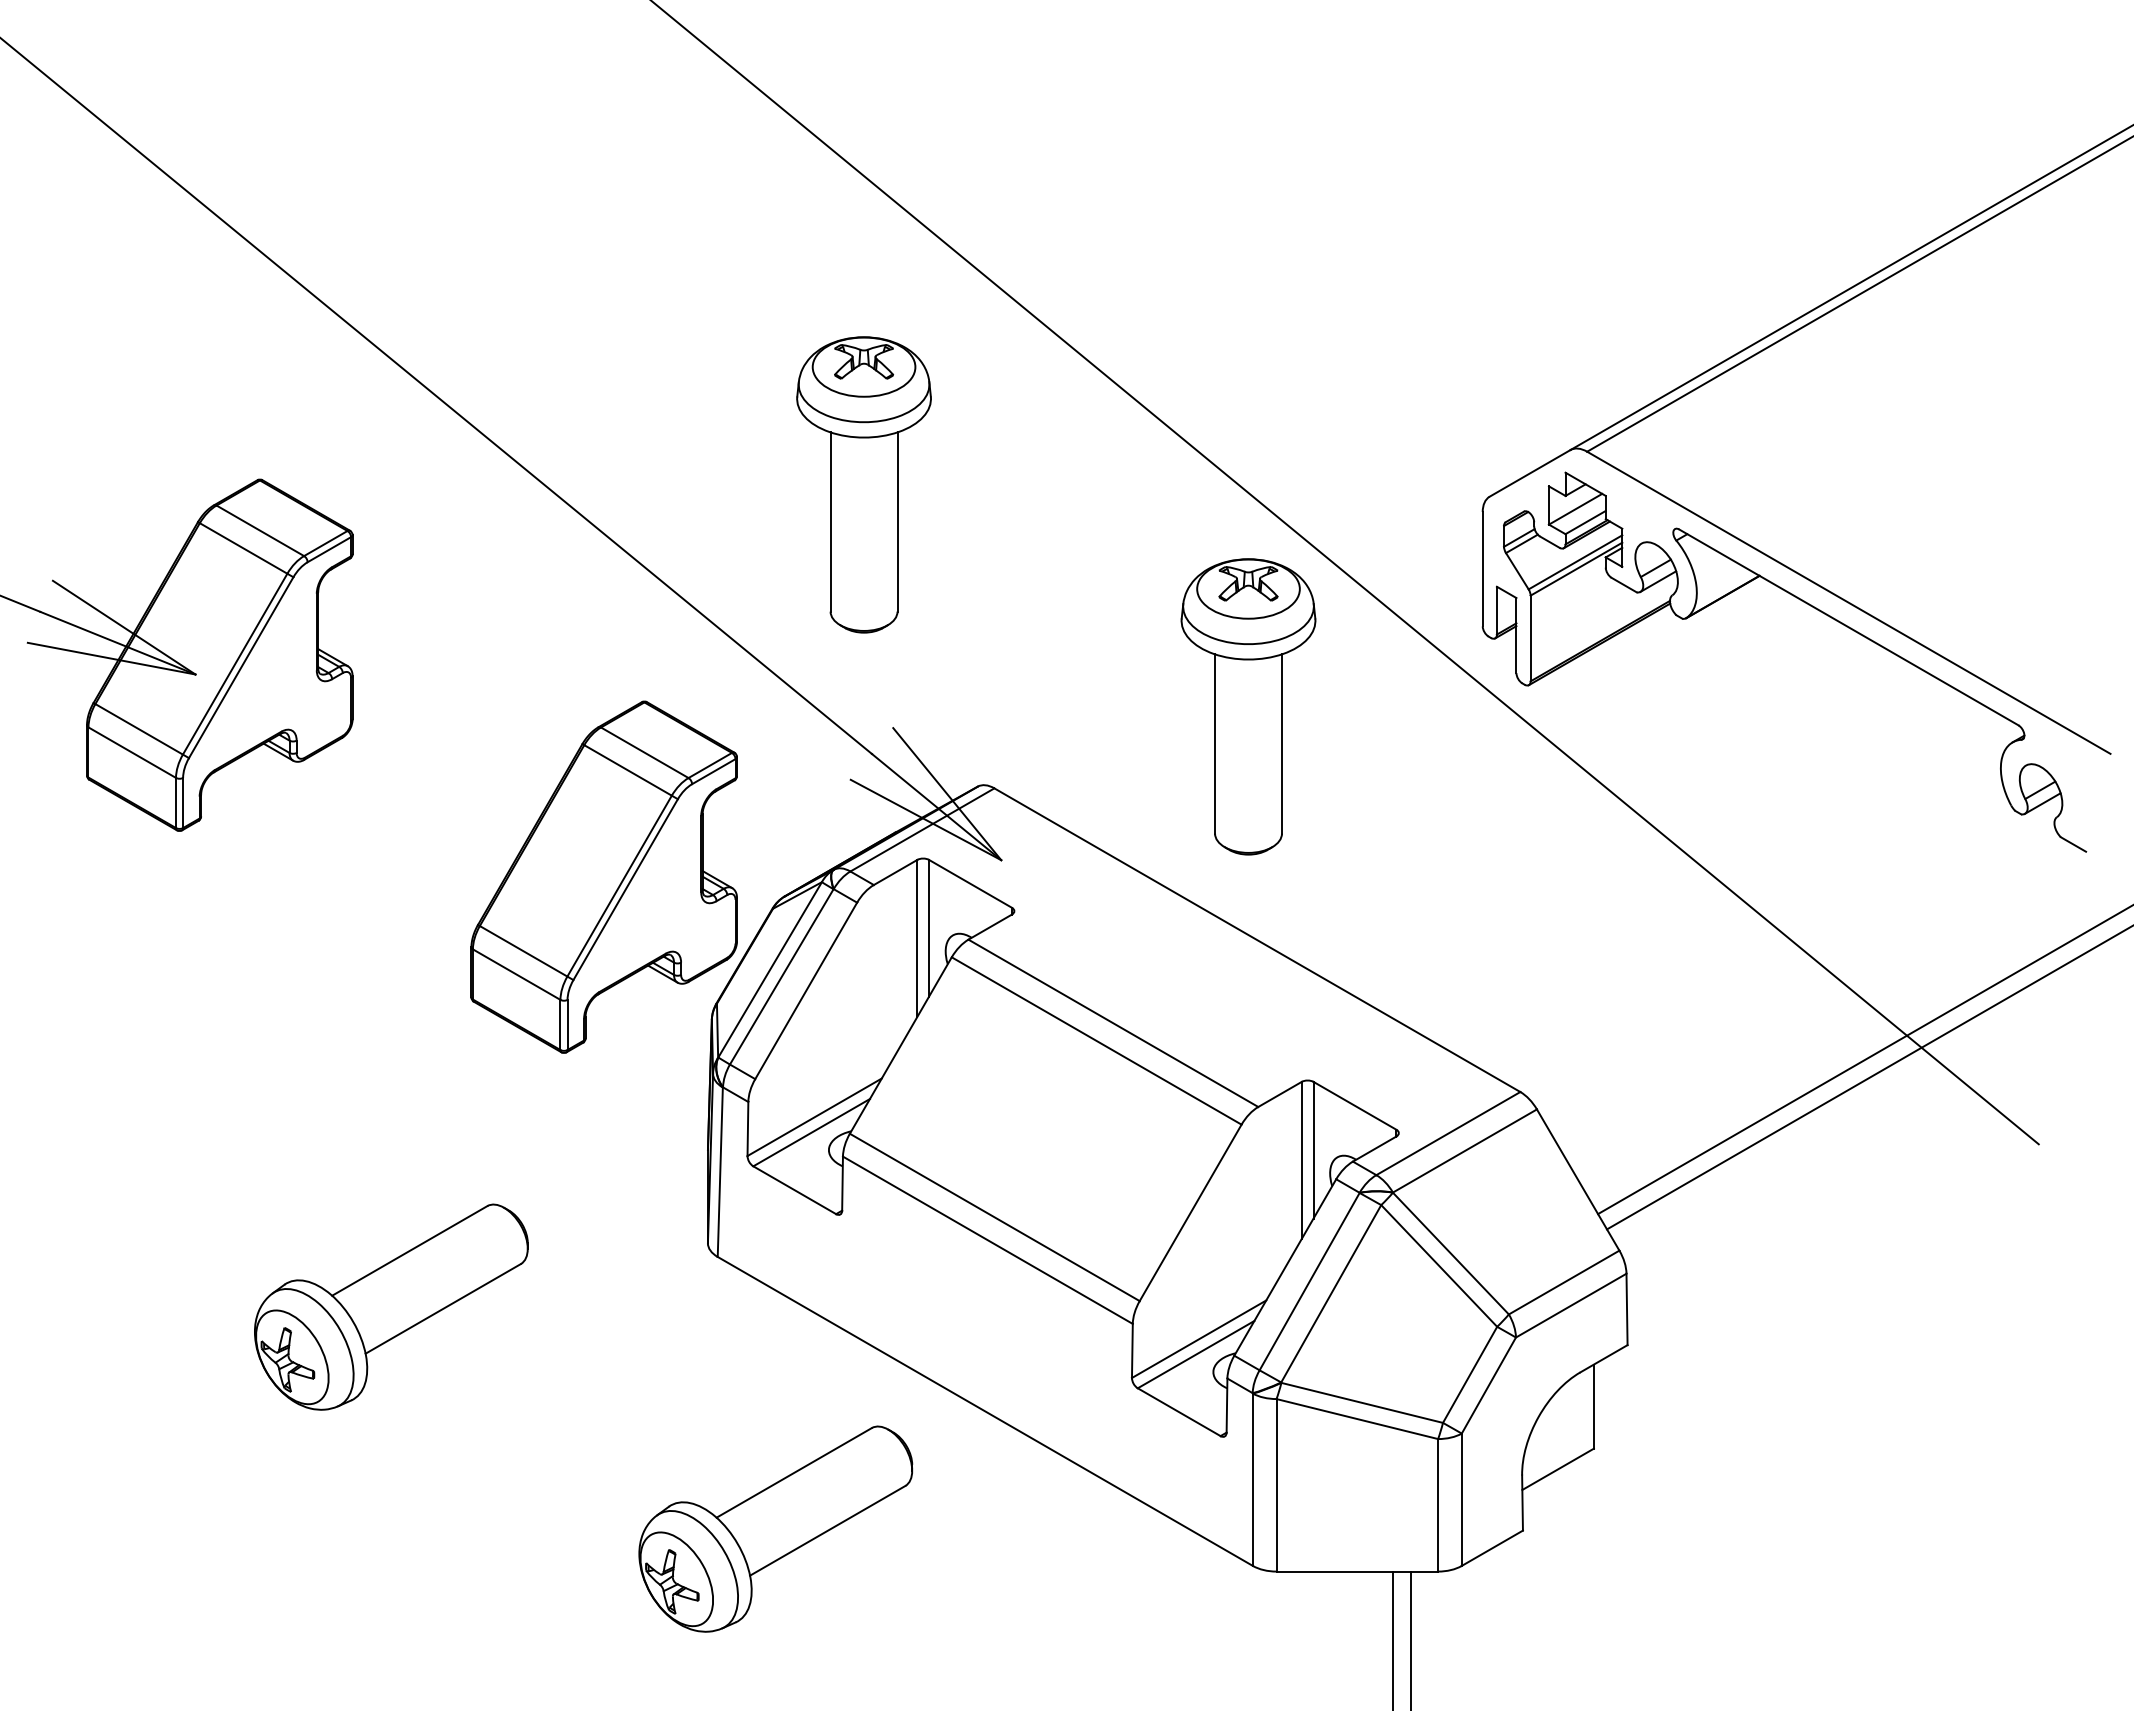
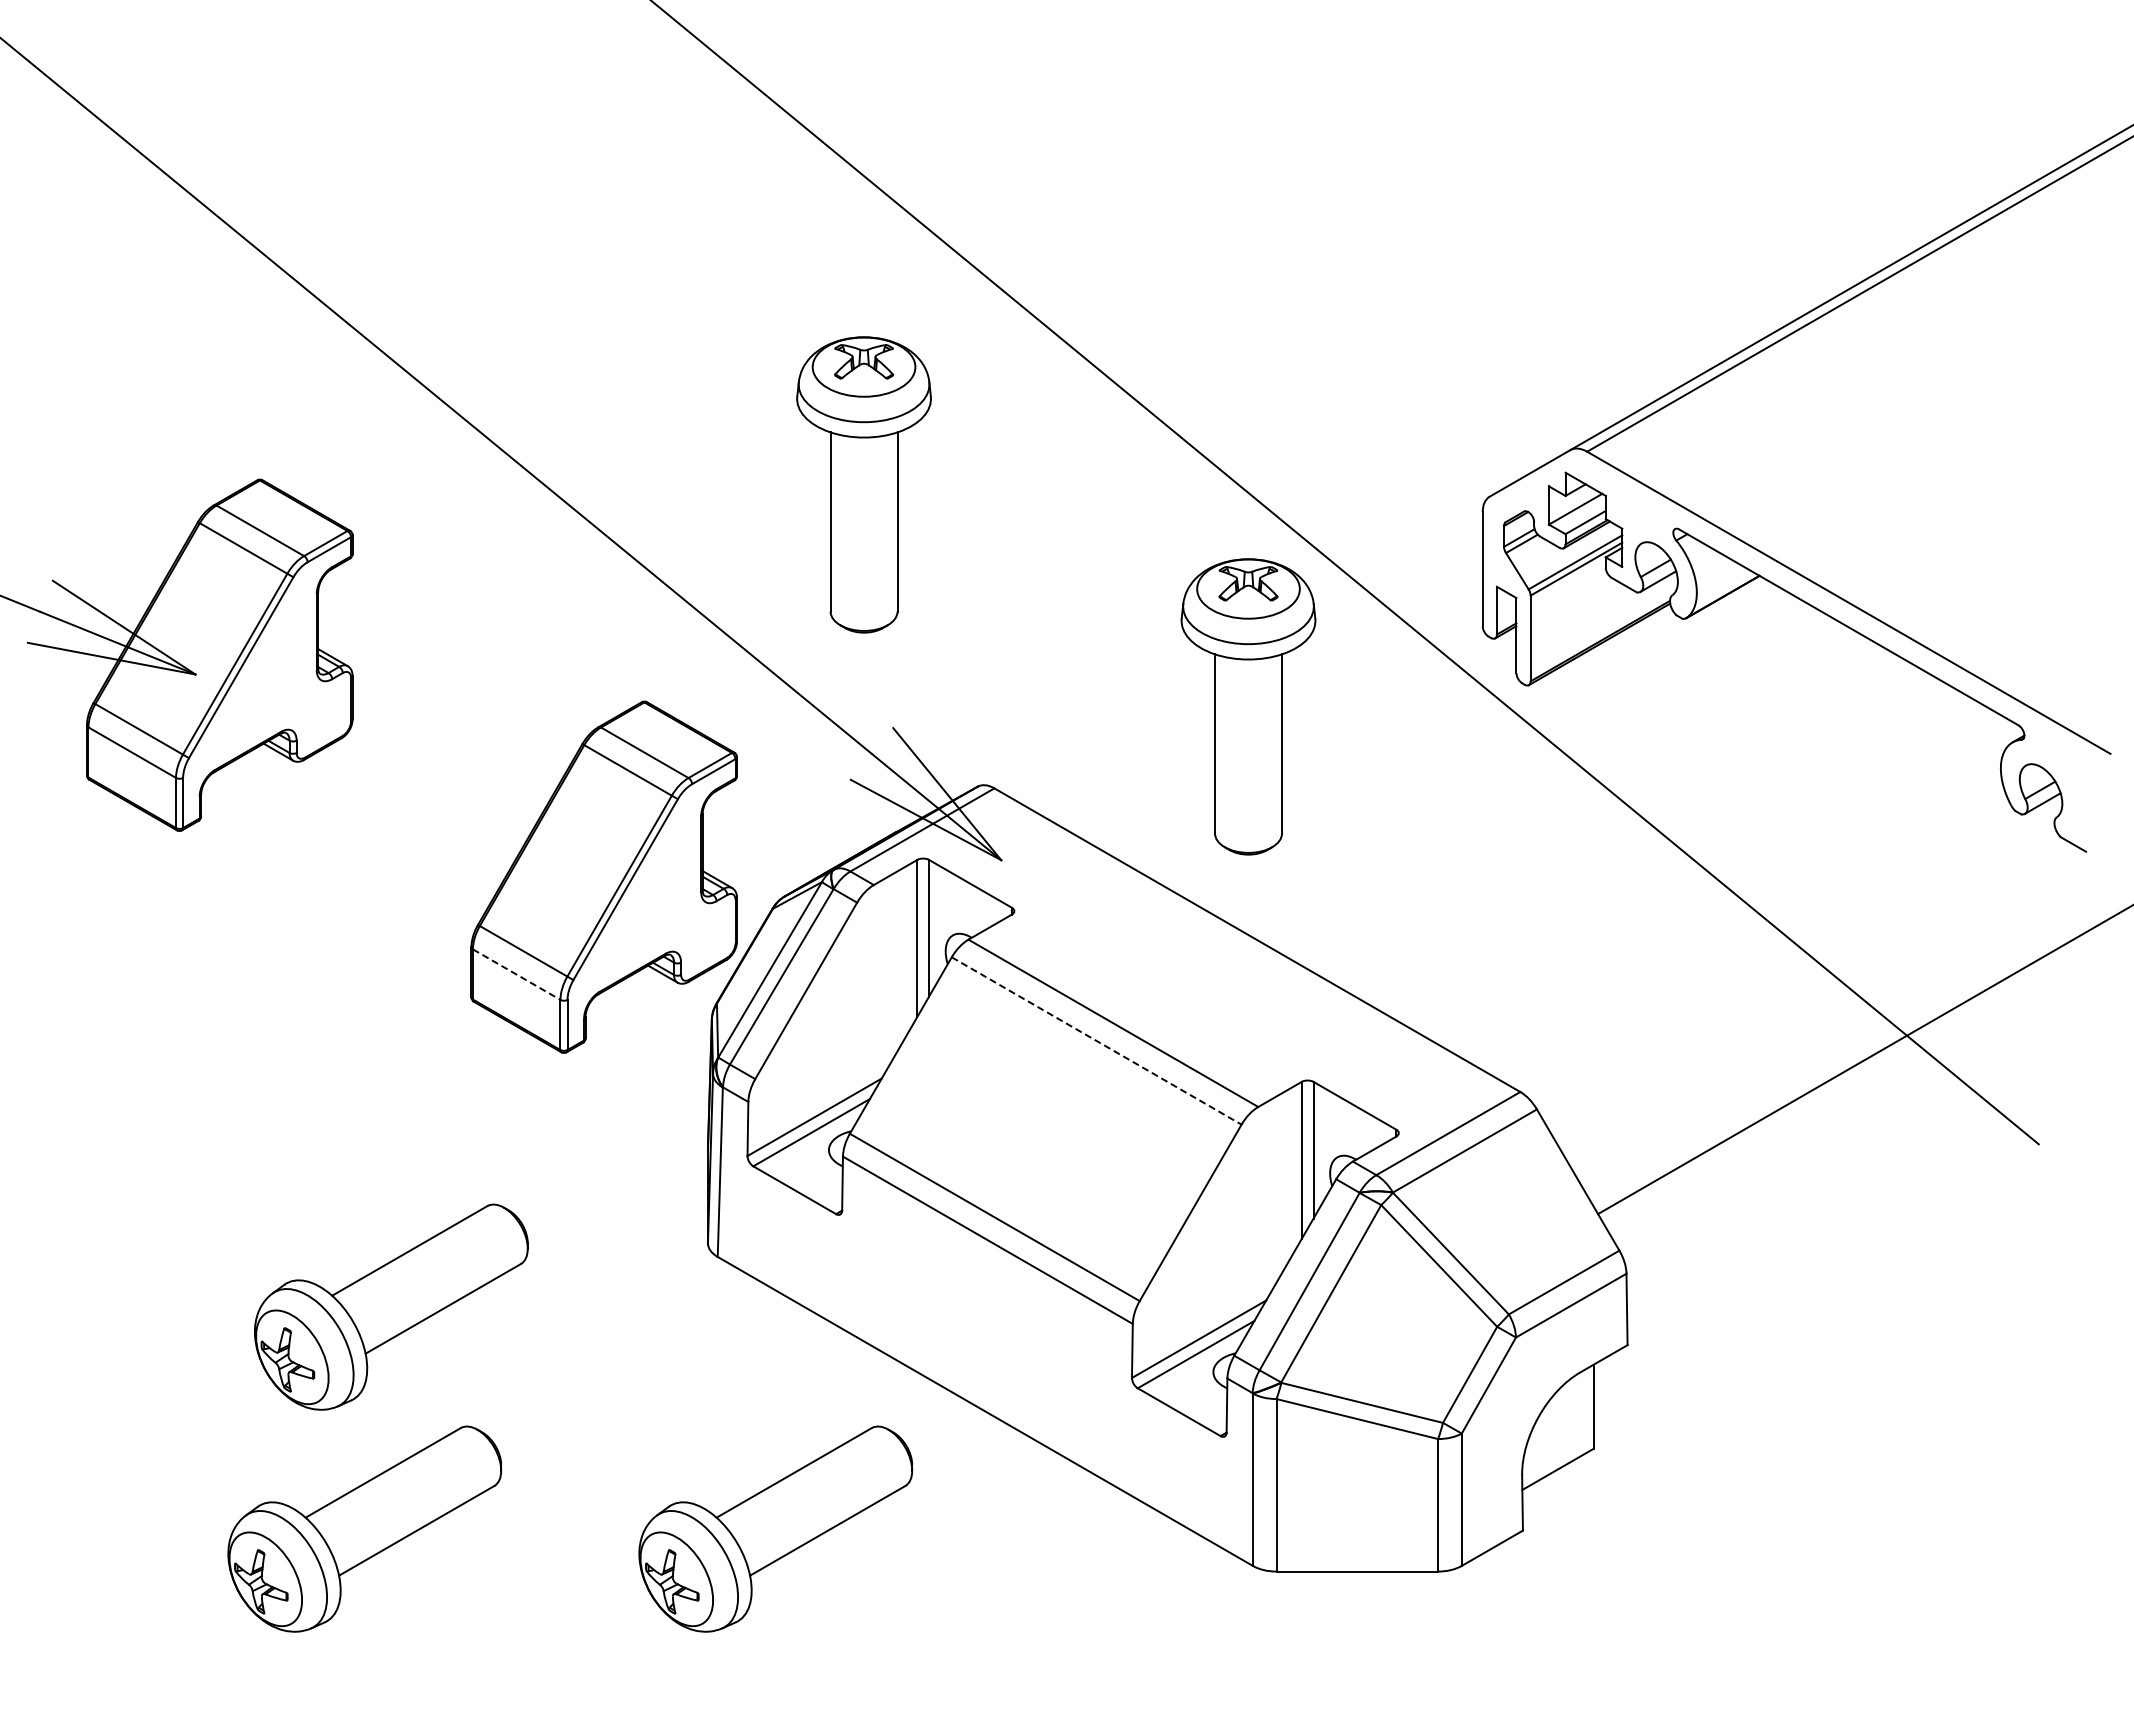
line: solid -> dashed (516, 974)
line: solid -> dashed (1097, 1041)
line: present -> none (1868, 1078)
part: none -> present (364, 1528)
line: present -> none (1392, 1639)
line: present -> none (1410, 1639)
